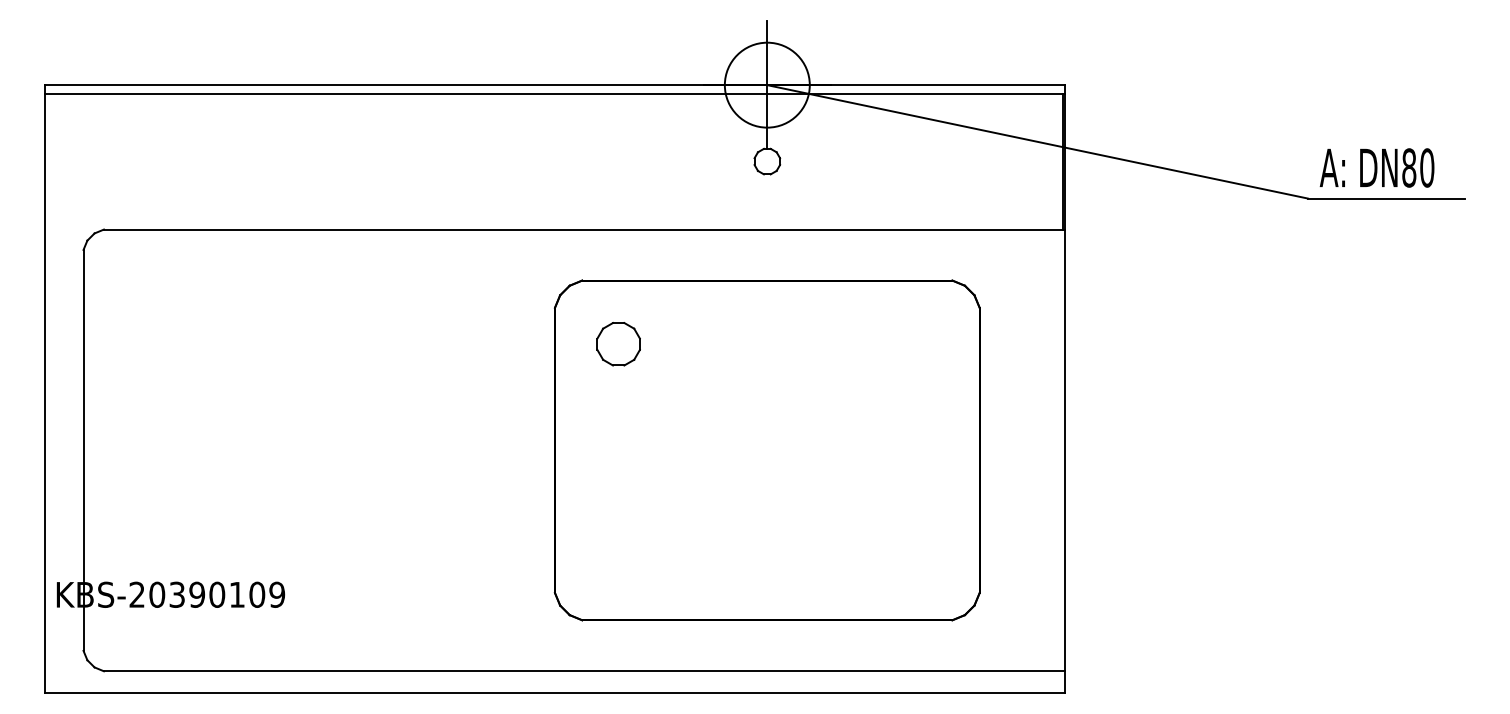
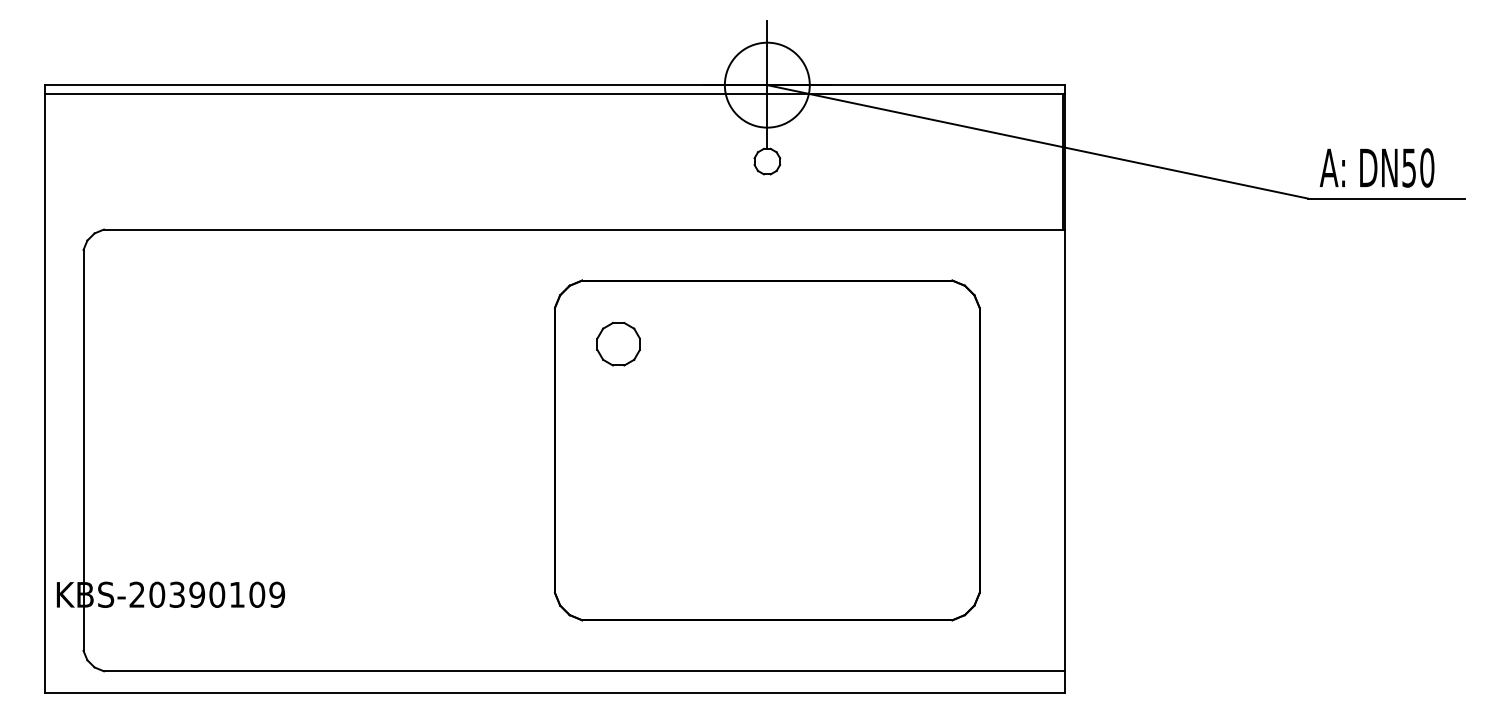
text: DN80 -> DN50 (1409, 167)
